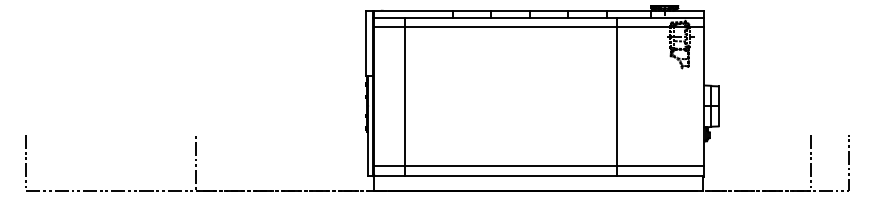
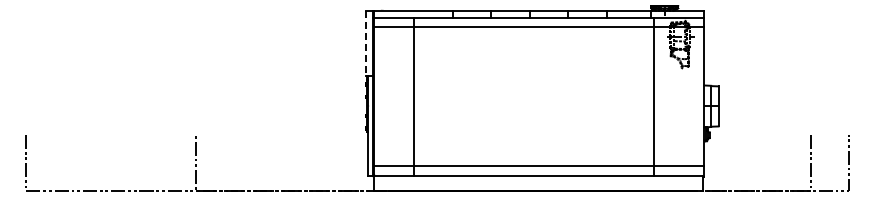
line: solid -> dashed (365, 43)
line position: (405, 96) -> (414, 96) (414, 96)
line position: (616, 96) -> (653, 96) (653, 96)
